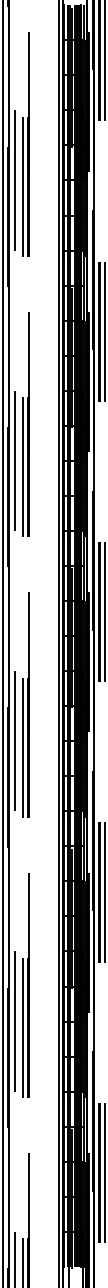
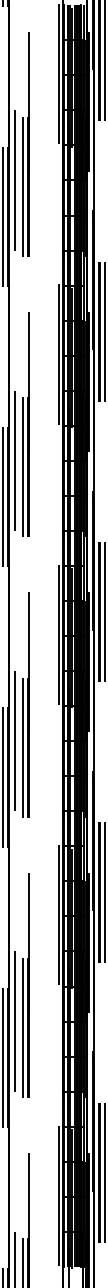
line: solid -> dashed (3, 643)
line: solid -> dashed (58, 644)
